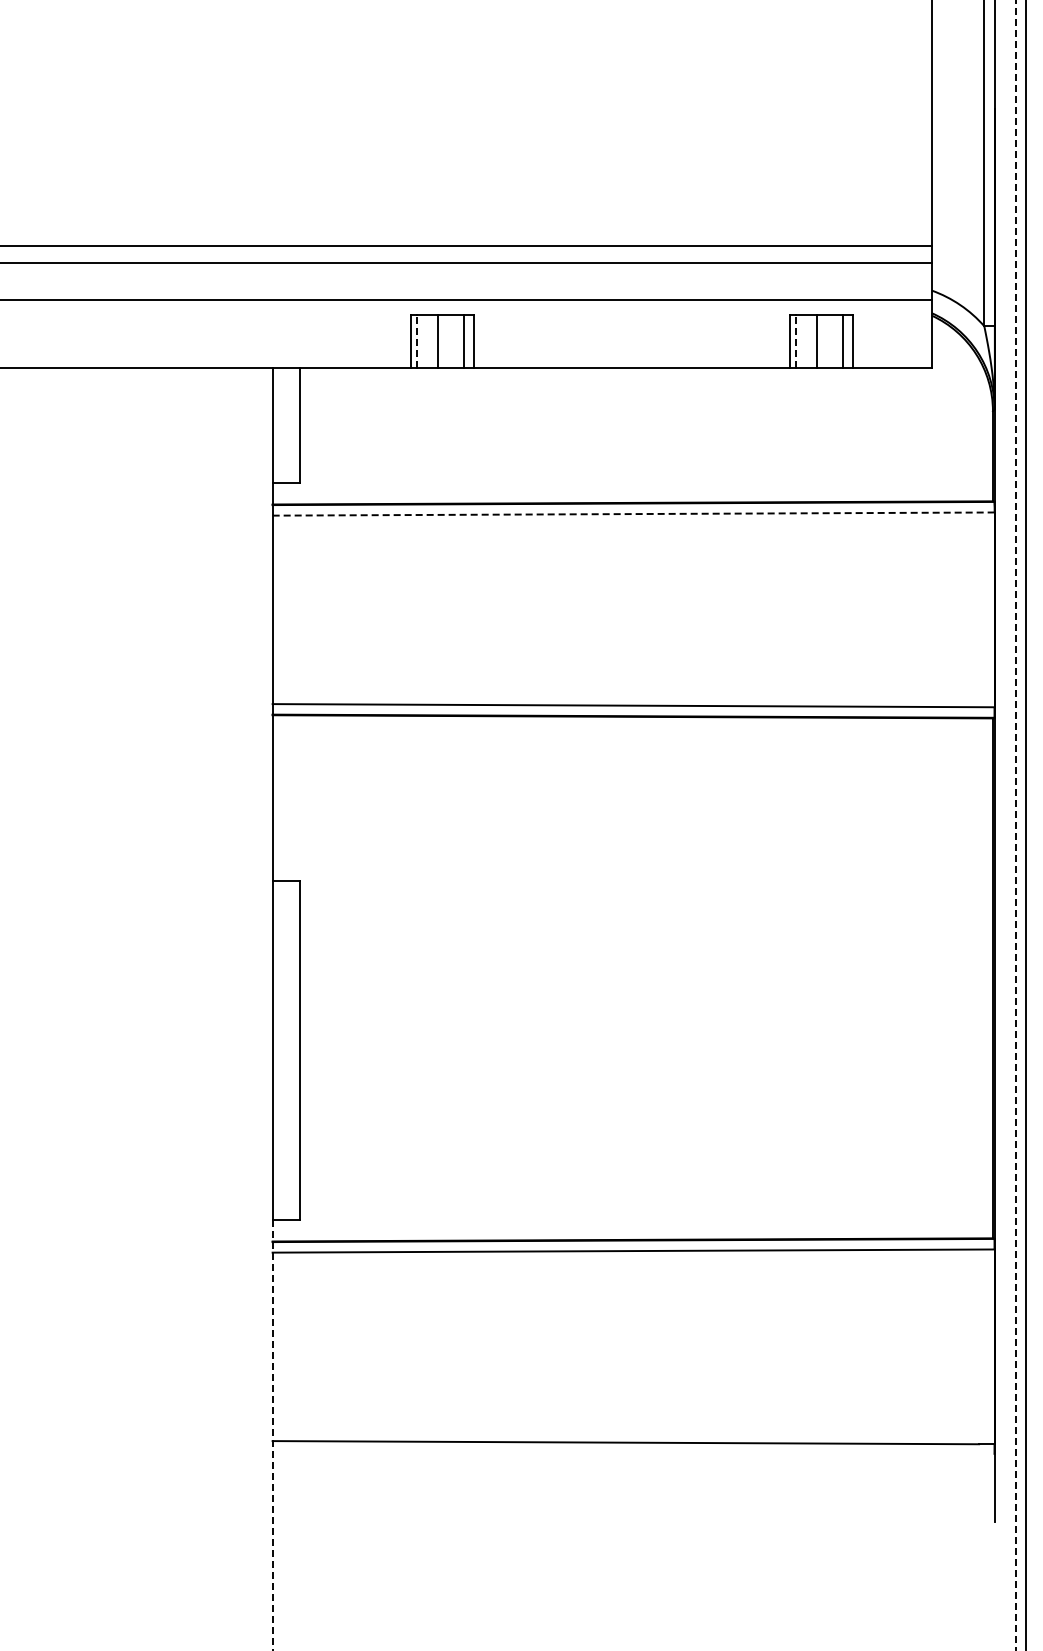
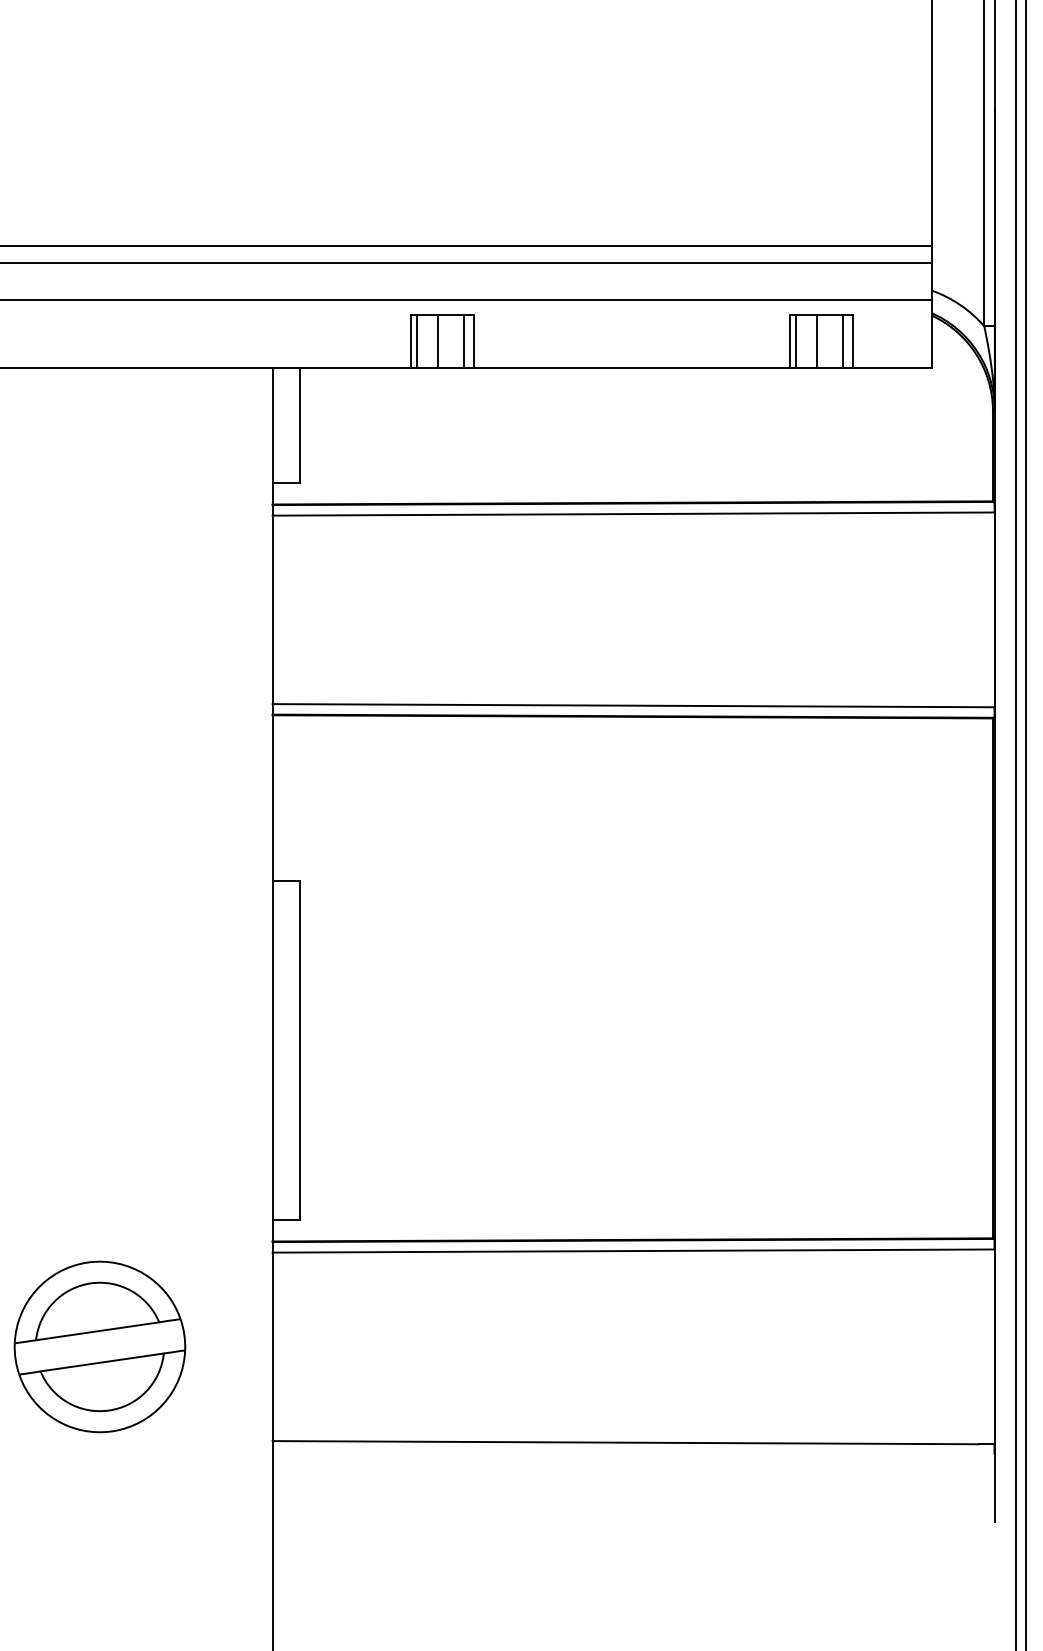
line: dashed -> solid (417, 341)
line: dashed -> solid (796, 341)
line: dashed -> solid (633, 514)
line: dashed -> solid (1015, 826)
part: none -> present (99, 1346)
line: dashed -> solid (272, 1435)
